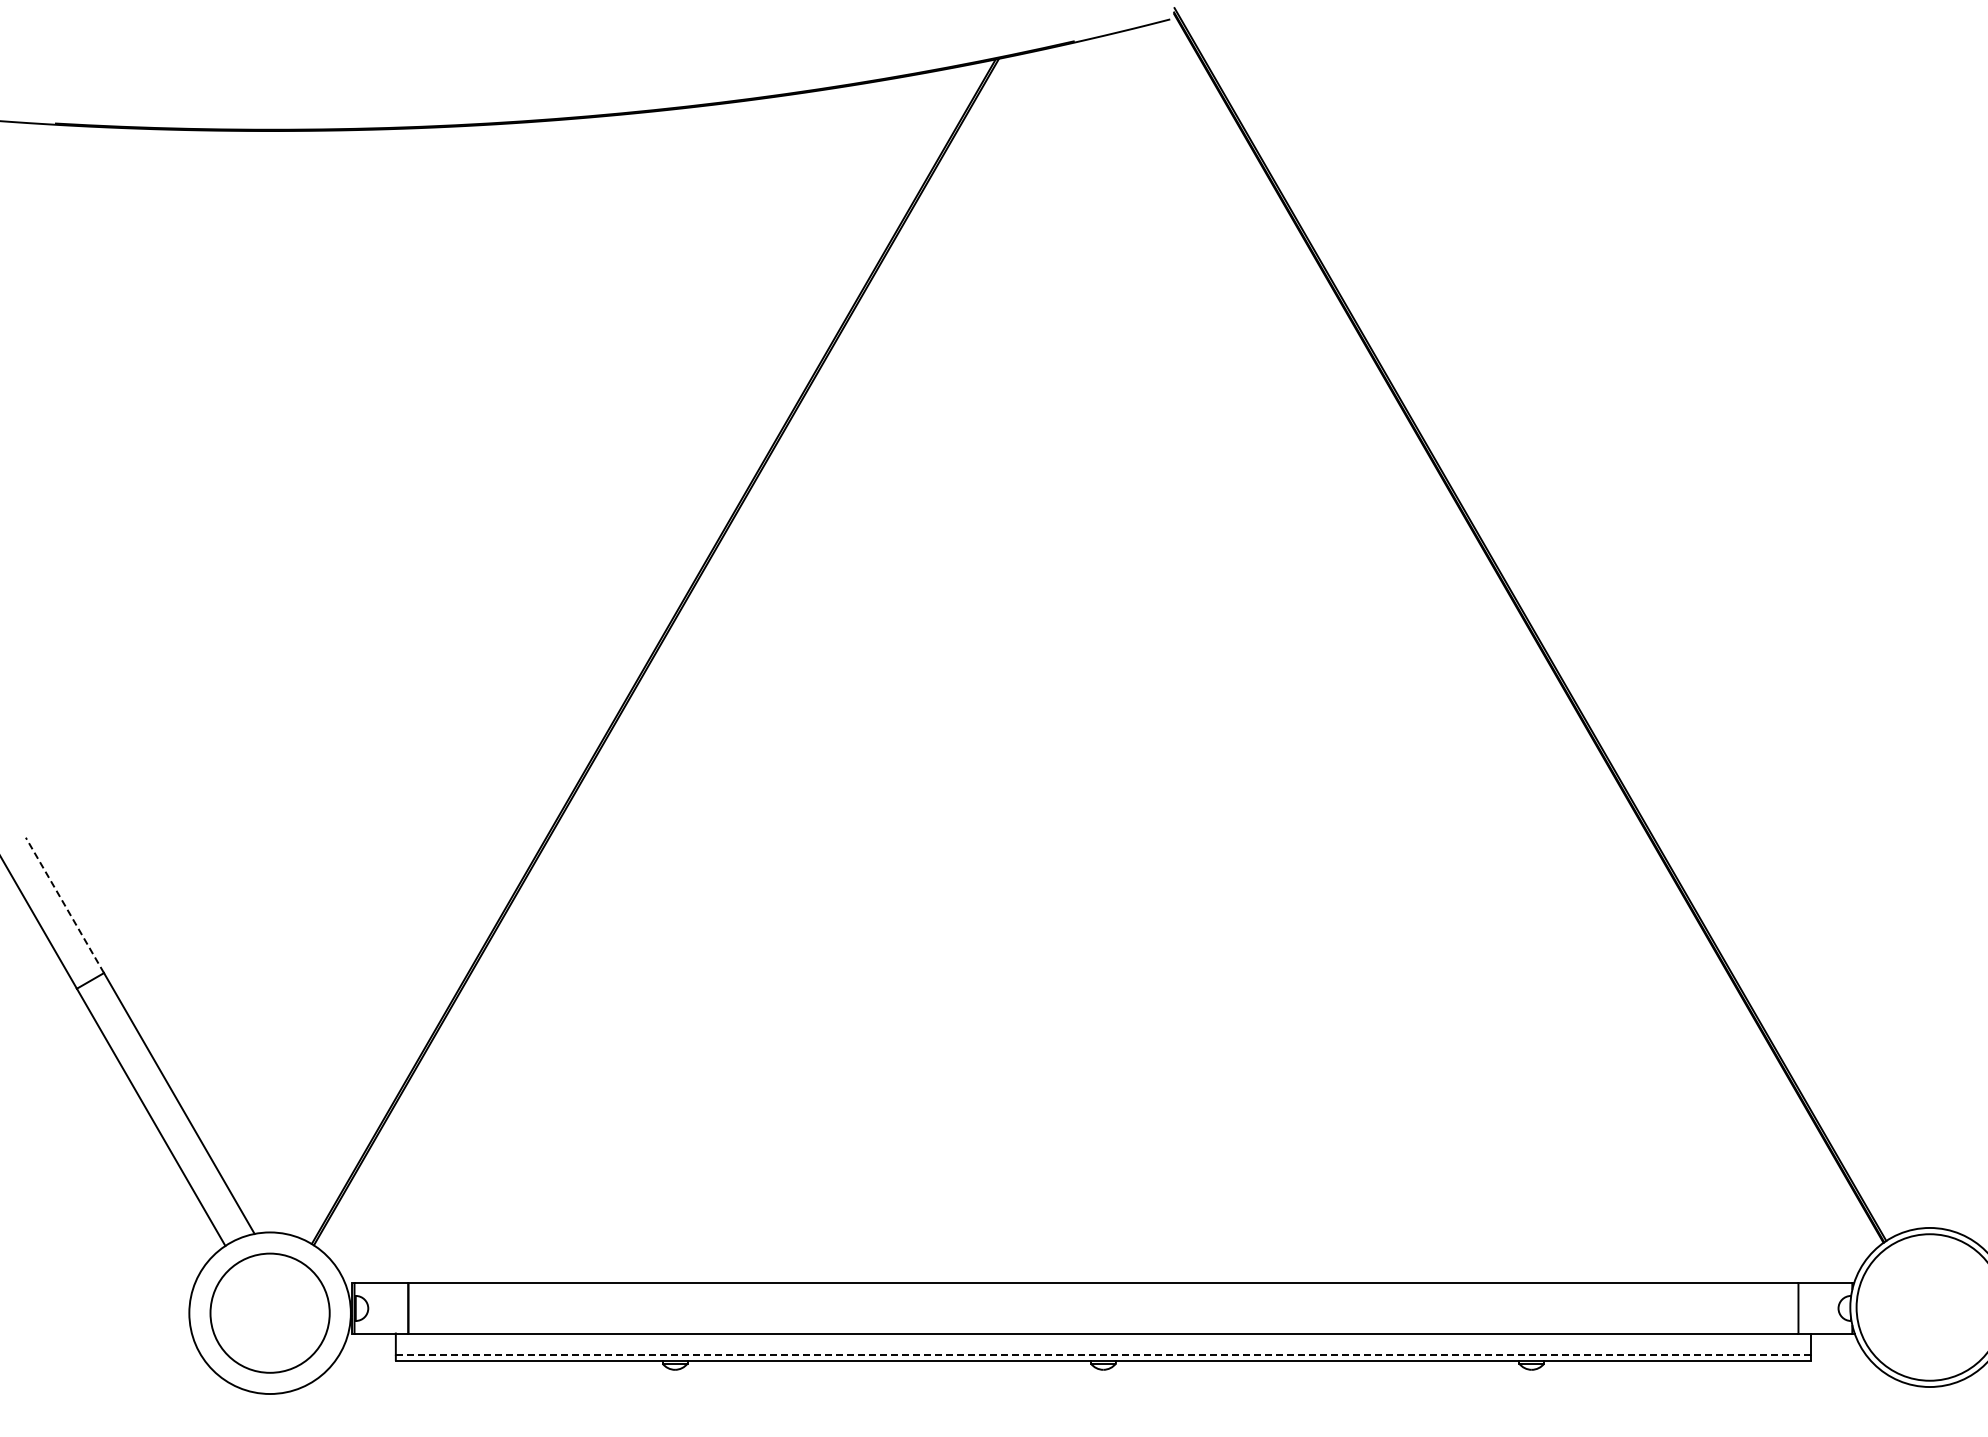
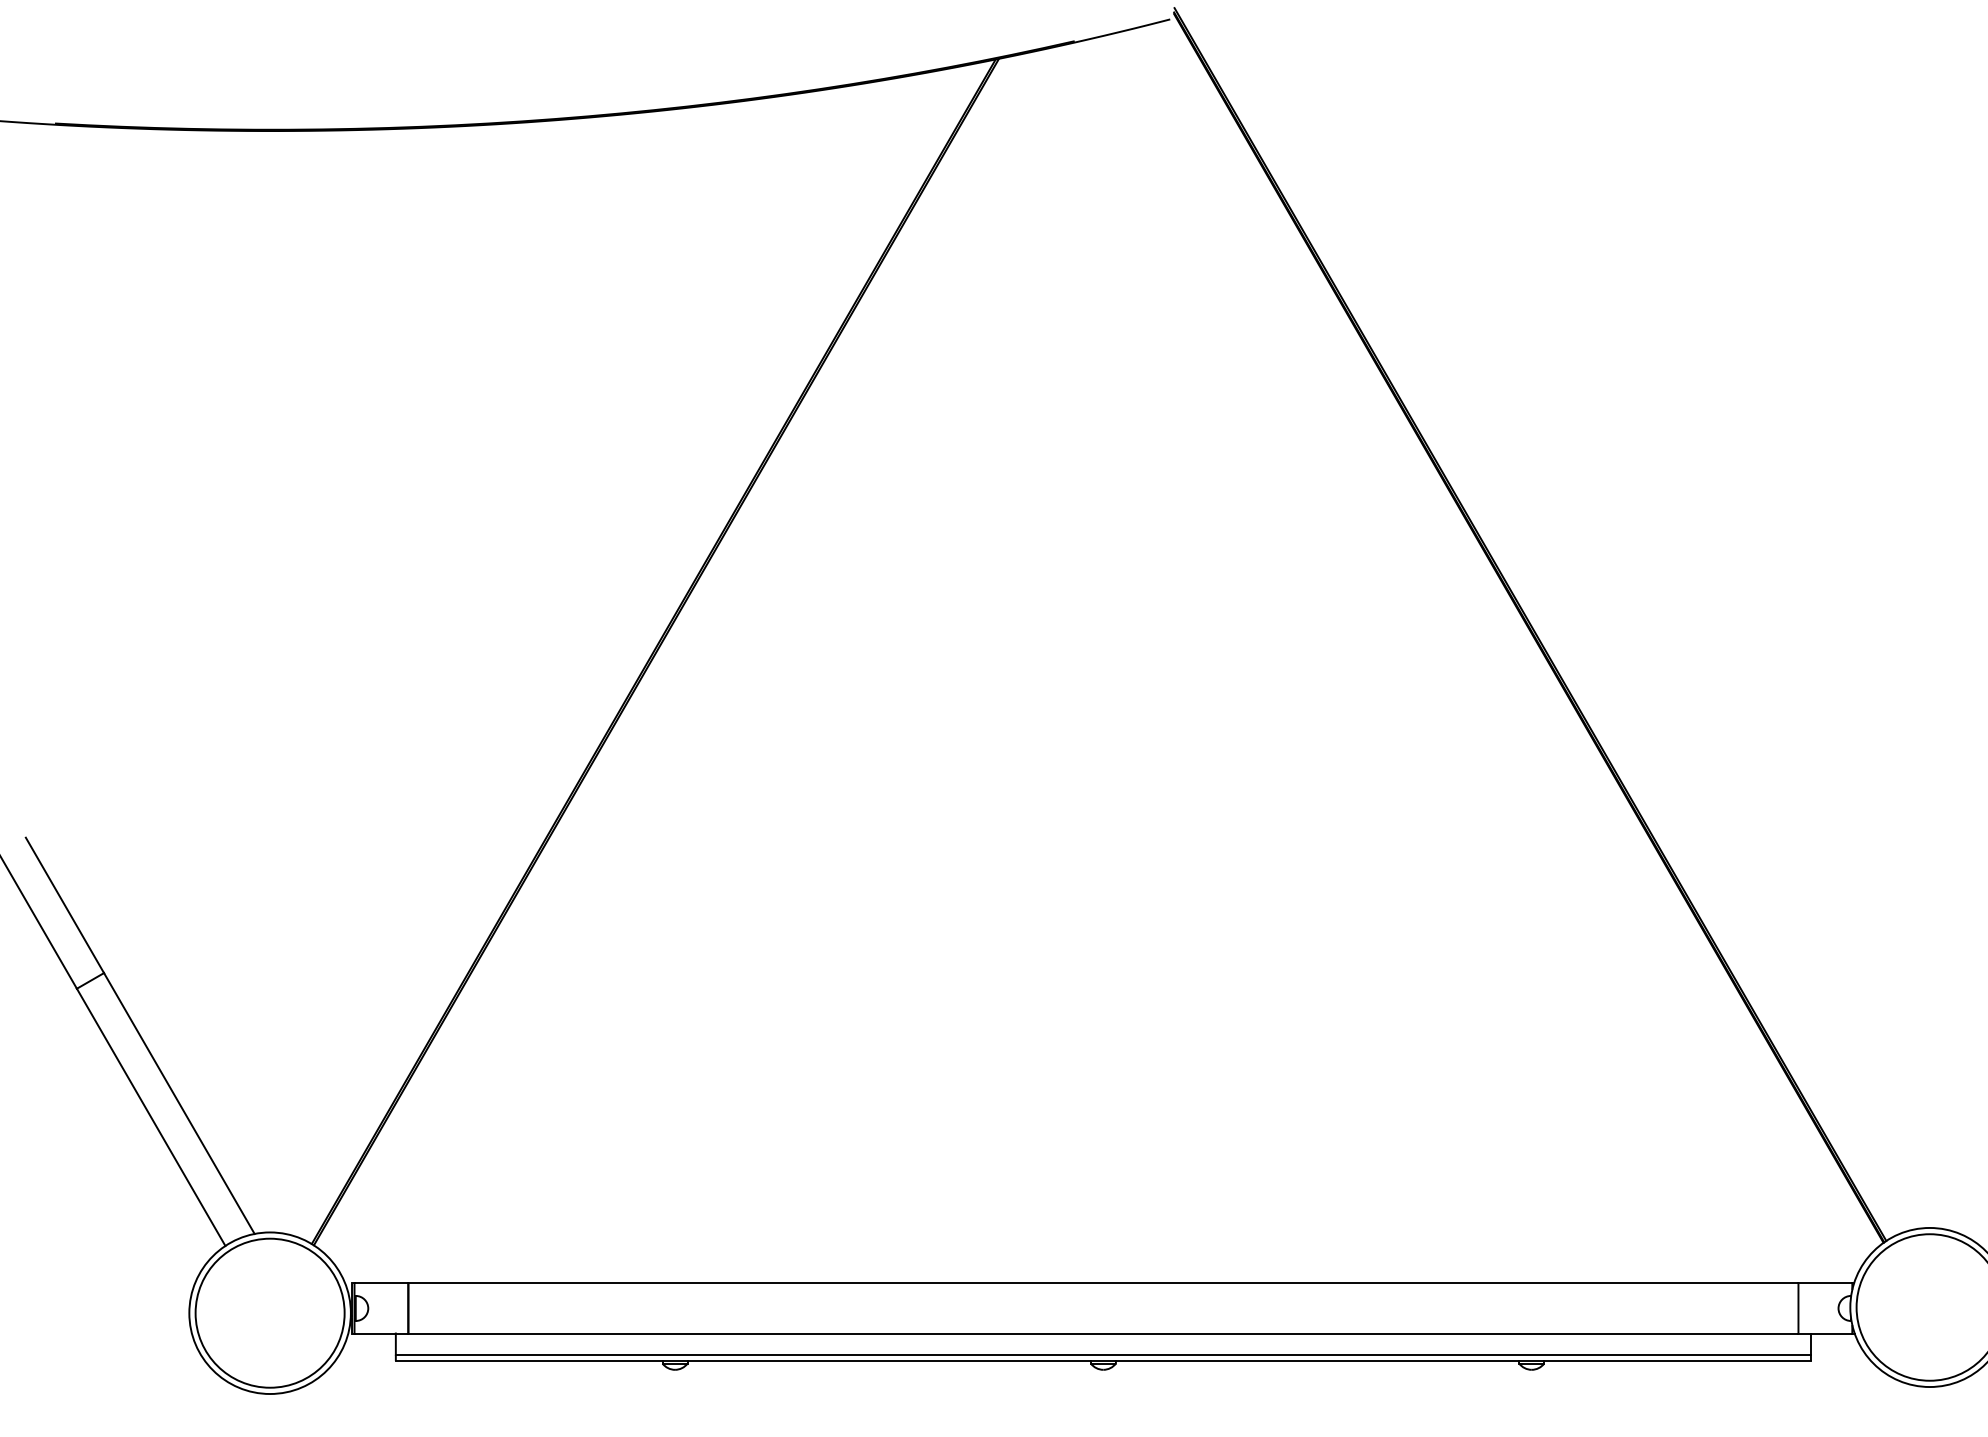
line: dashed -> solid (64, 904)
circle diameter: 119 px -> 149 px (269, 1312)
line: dashed -> solid (1103, 1354)
